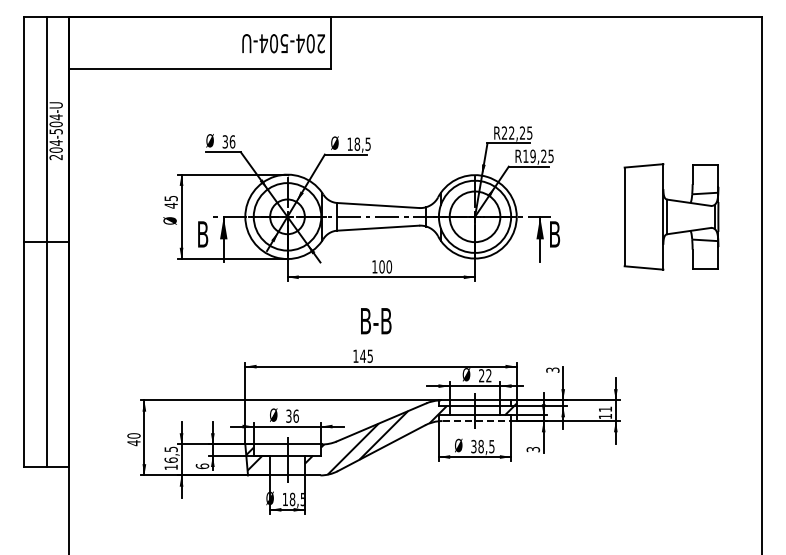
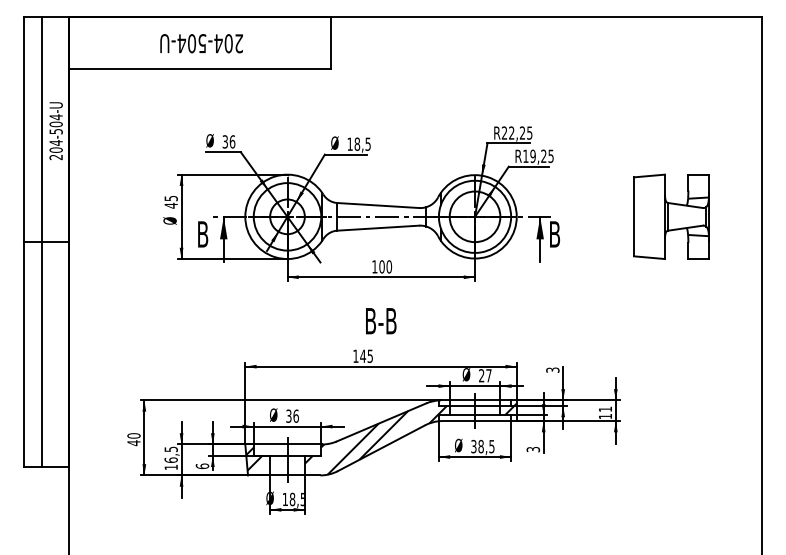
text position: (283, 43) -> (201, 43) (201, 43)
part size: 97x108 px -> 77x87 px (671, 216)
line position: (47, 241) -> (42, 241) (42, 241)
text position: (376, 321) -> (381, 321) (381, 321)
text: 22 -> 27 (488, 375)
line: dashed -> solid (477, 421)
